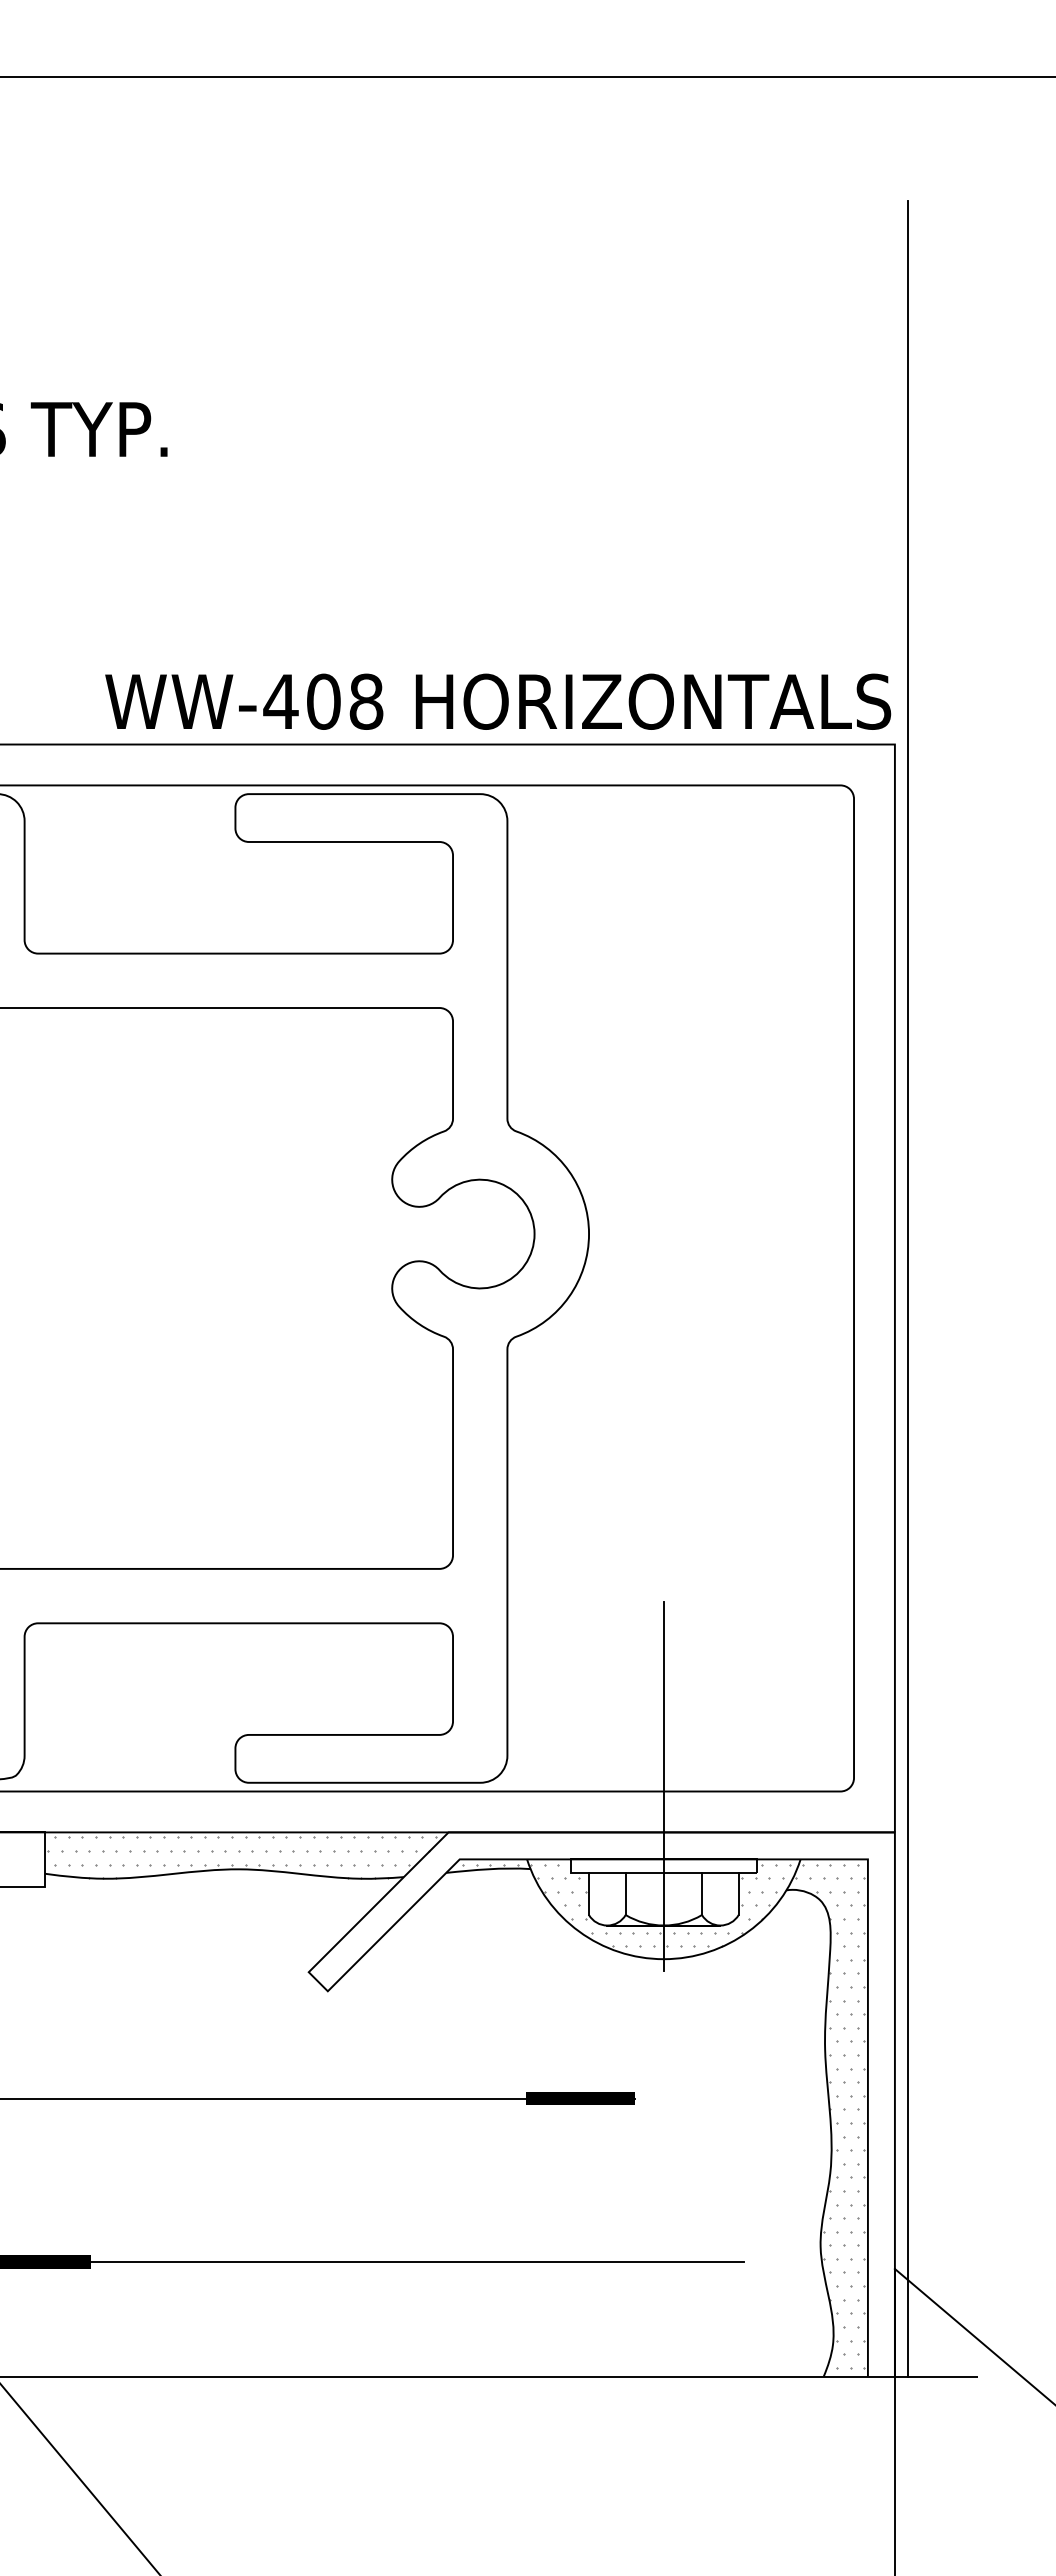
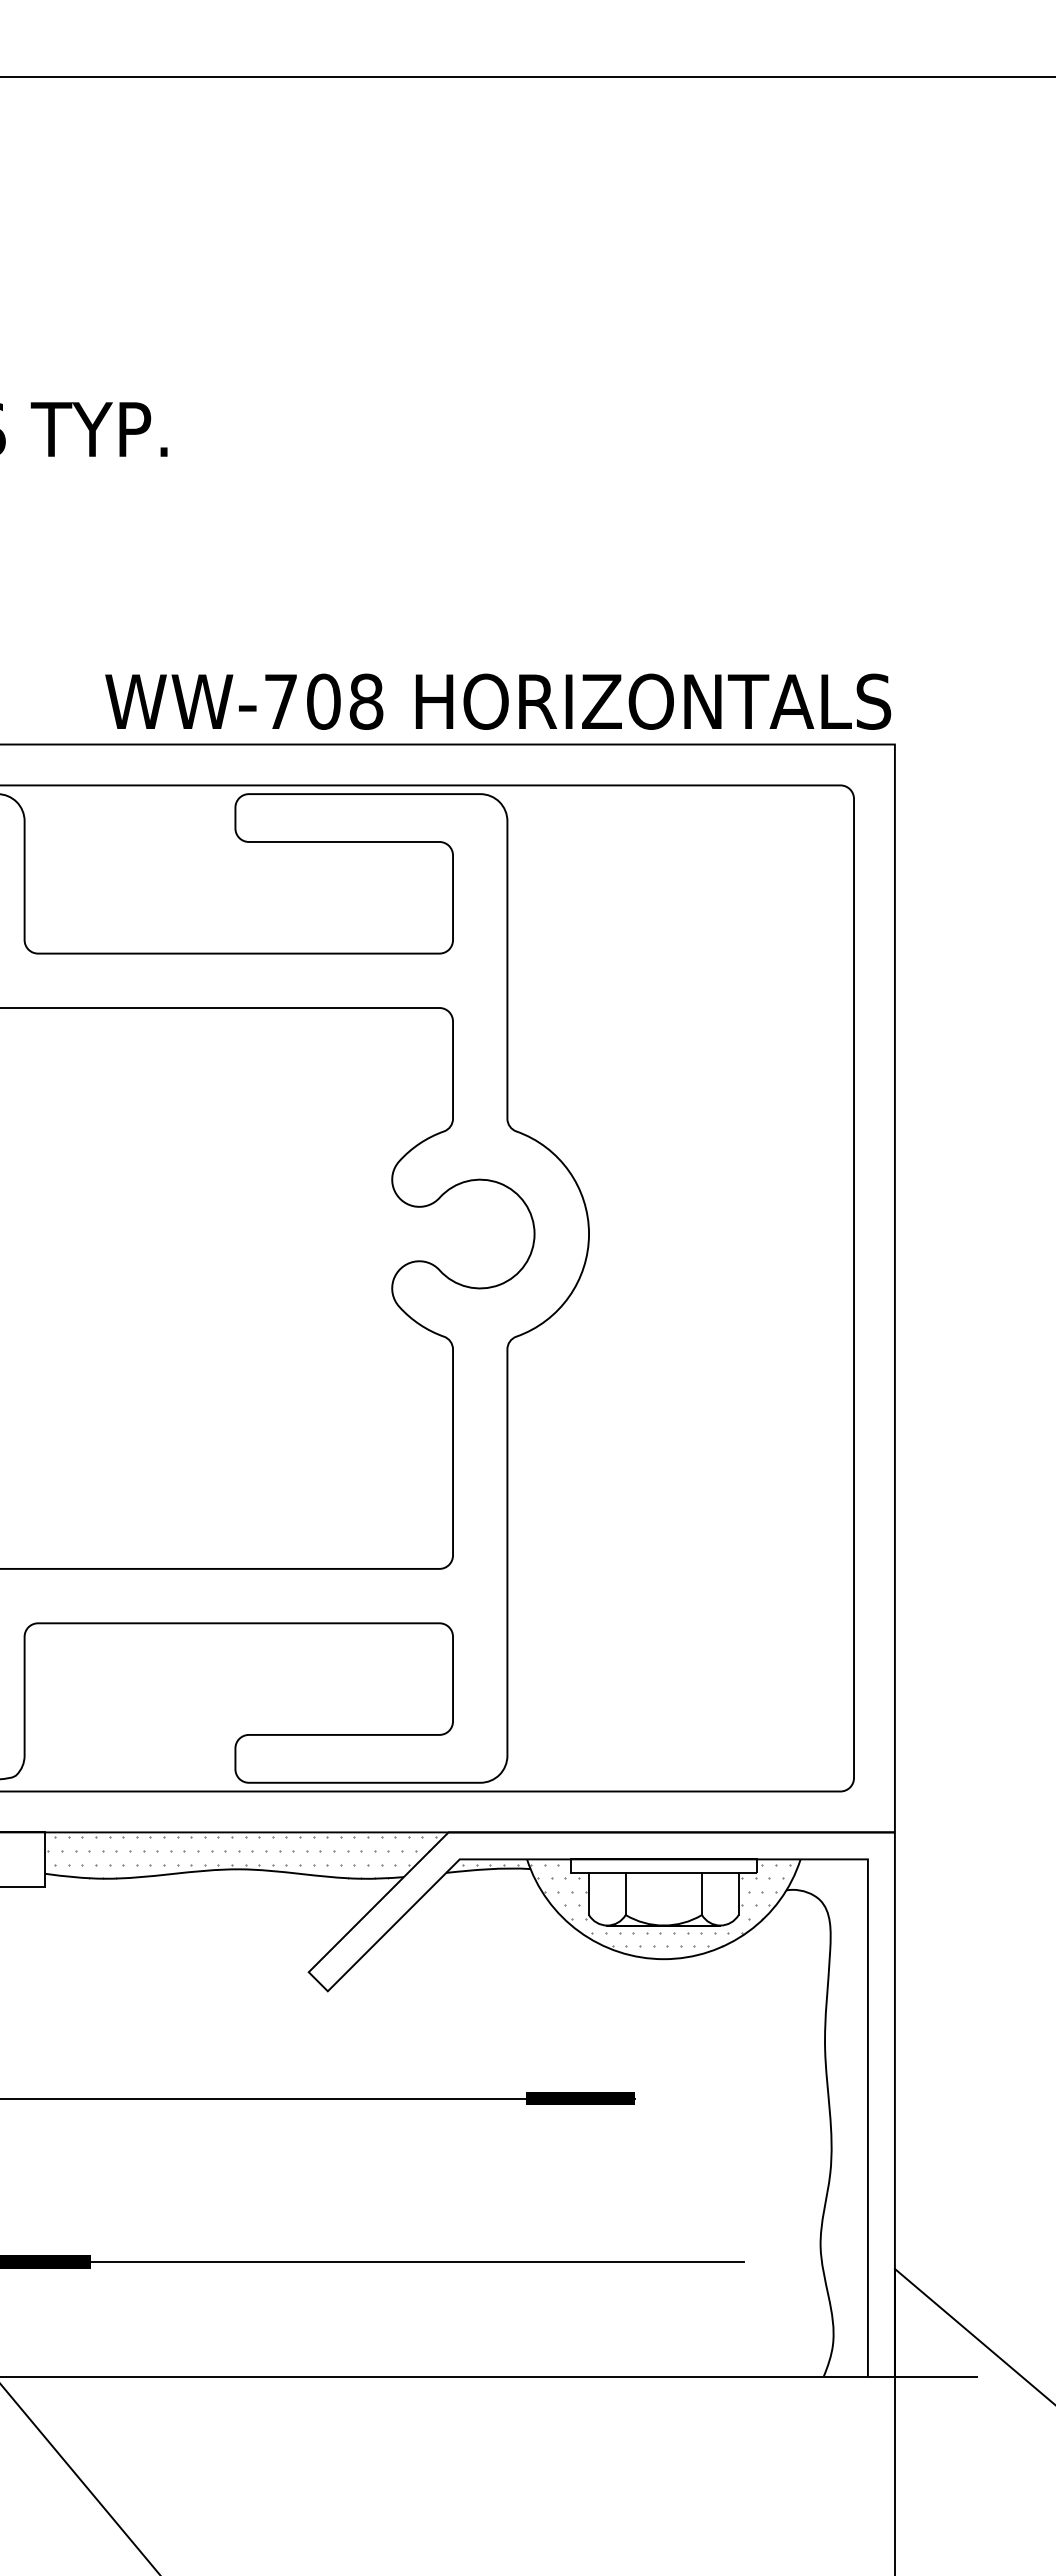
text: WW-408 -> WW-708 (280, 701)
line: present -> none (908, 1288)
line: present -> none (663, 1786)
hatch: present -> none (830, 2115)
